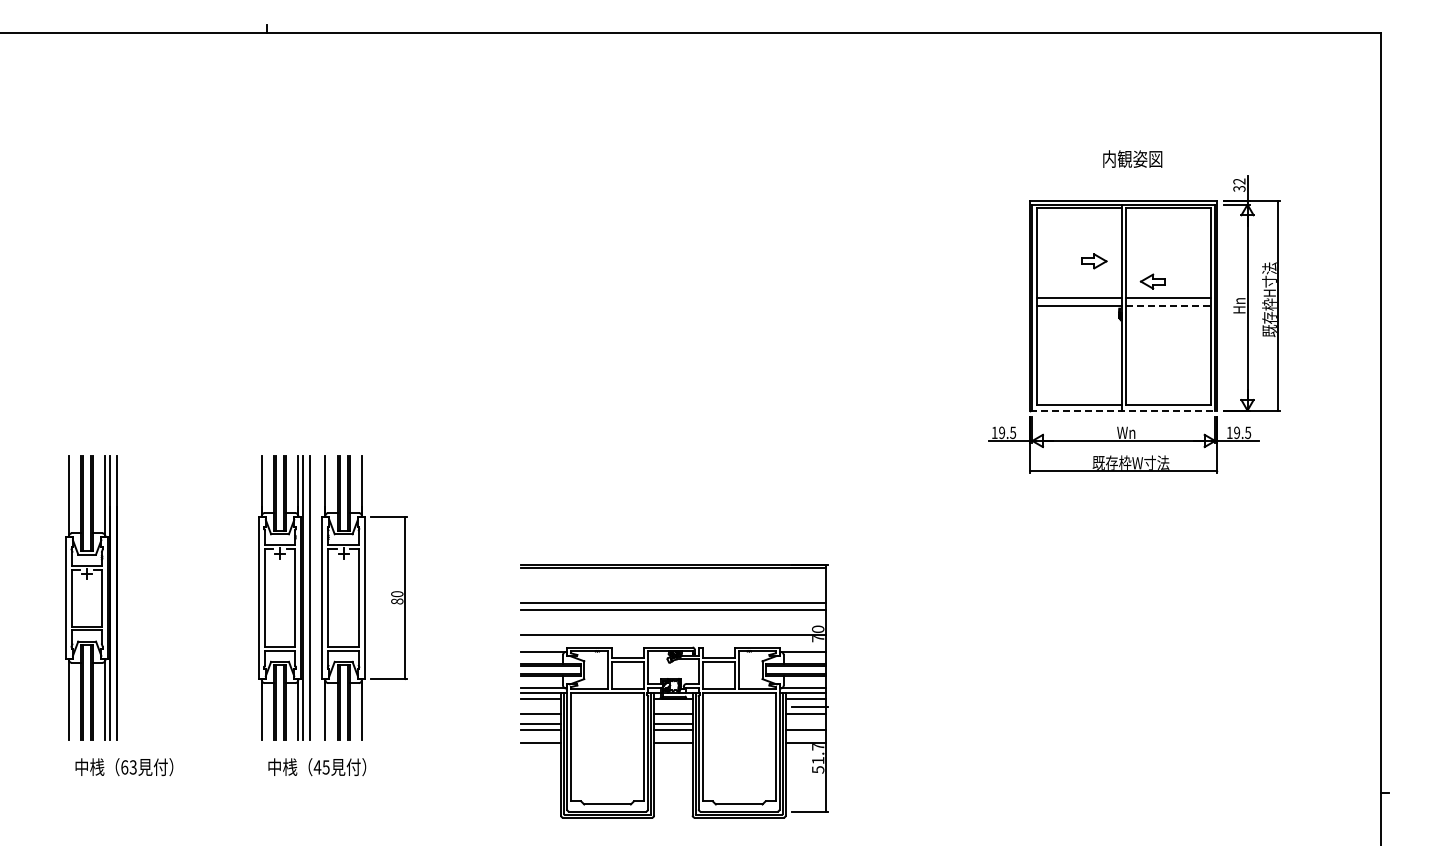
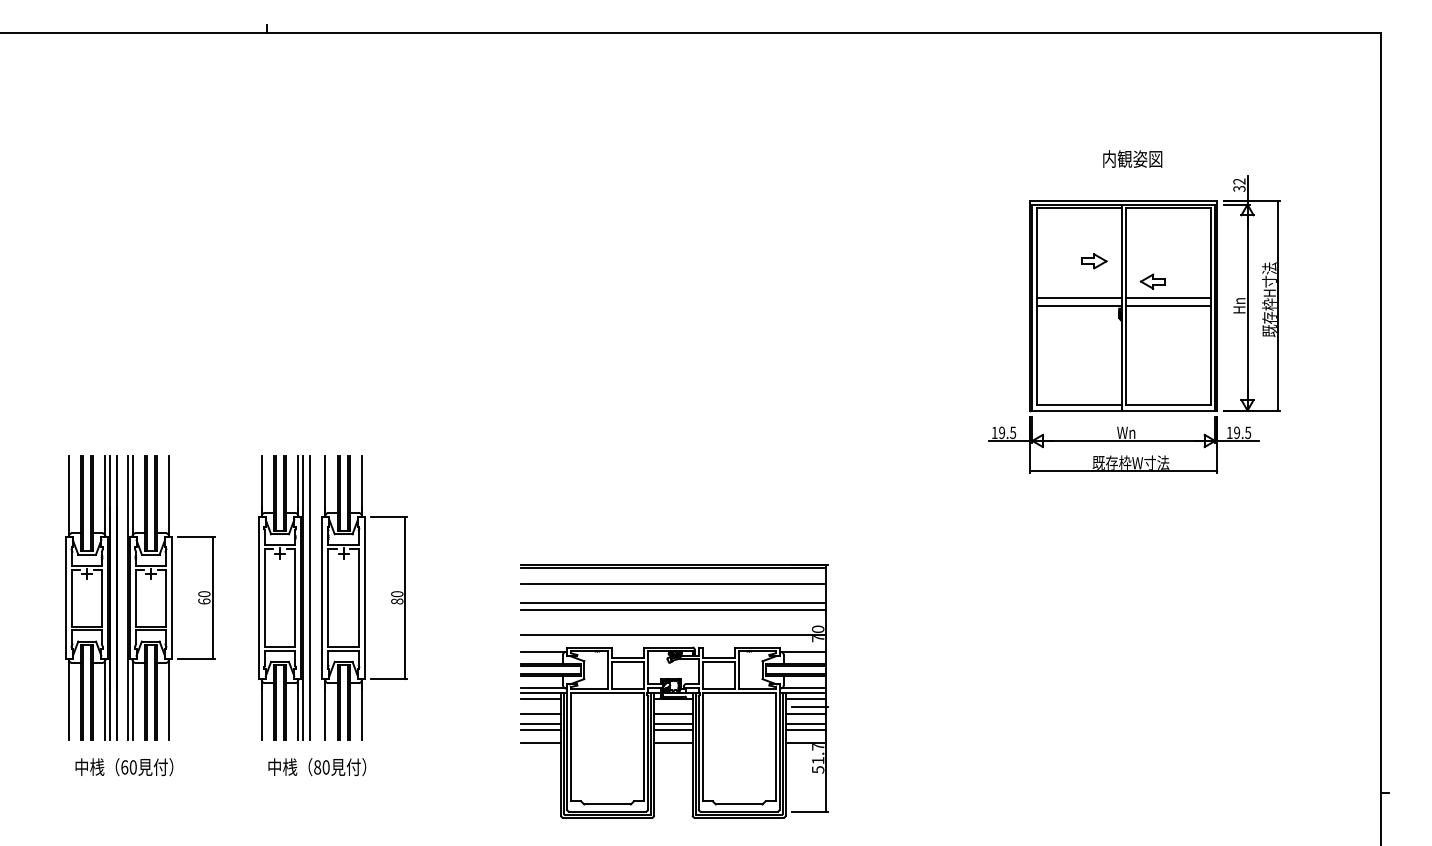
line: dashed -> solid (1168, 305)
line: dashed -> solid (1124, 410)
line: none -> present (673, 583)
part: none -> present (171, 597)
line: none -> present (805, 724)
text: 63 -> 60 (132, 767)
text: 45 -> 80 (321, 767)
